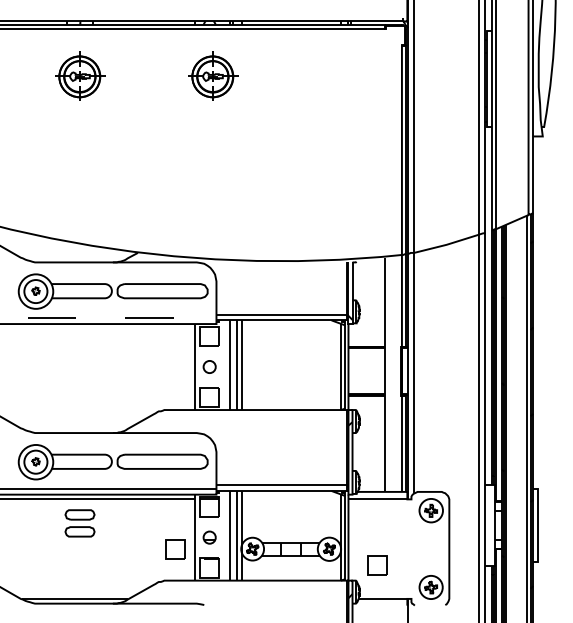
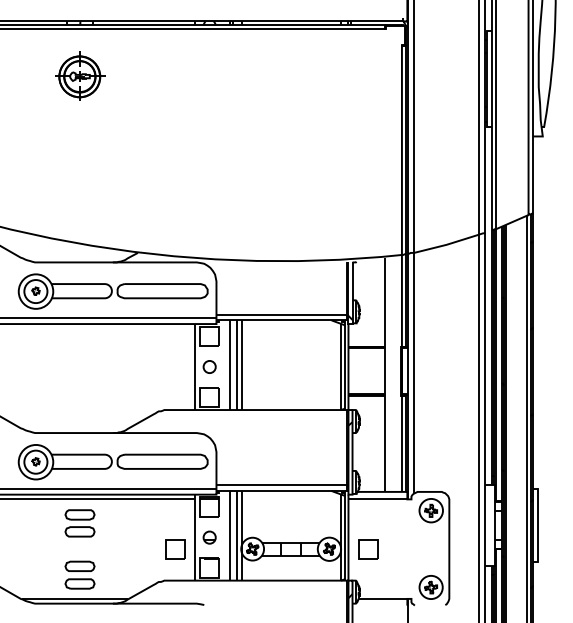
part: present -> none (213, 75)
line: dashed -> solid (108, 317)
part position: (377, 565) -> (368, 549) (368, 549)
part: none -> present (79, 574)
